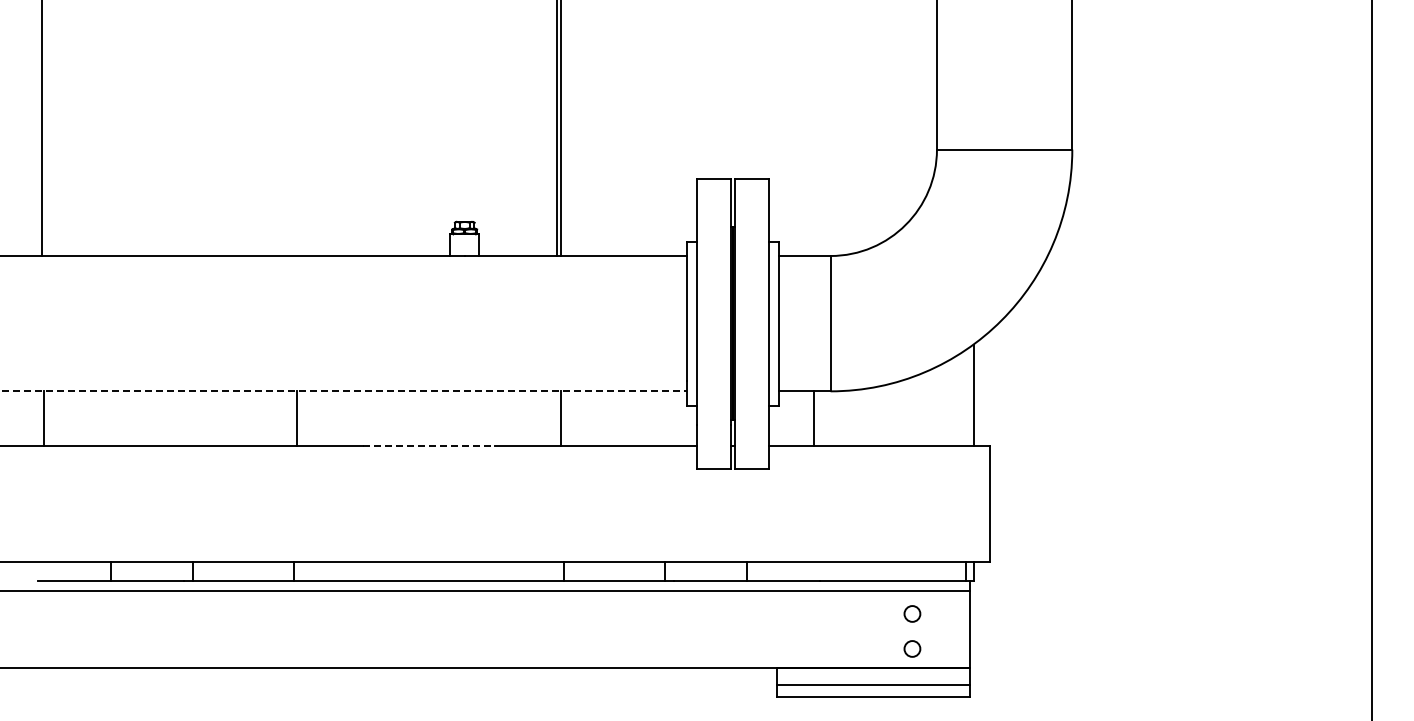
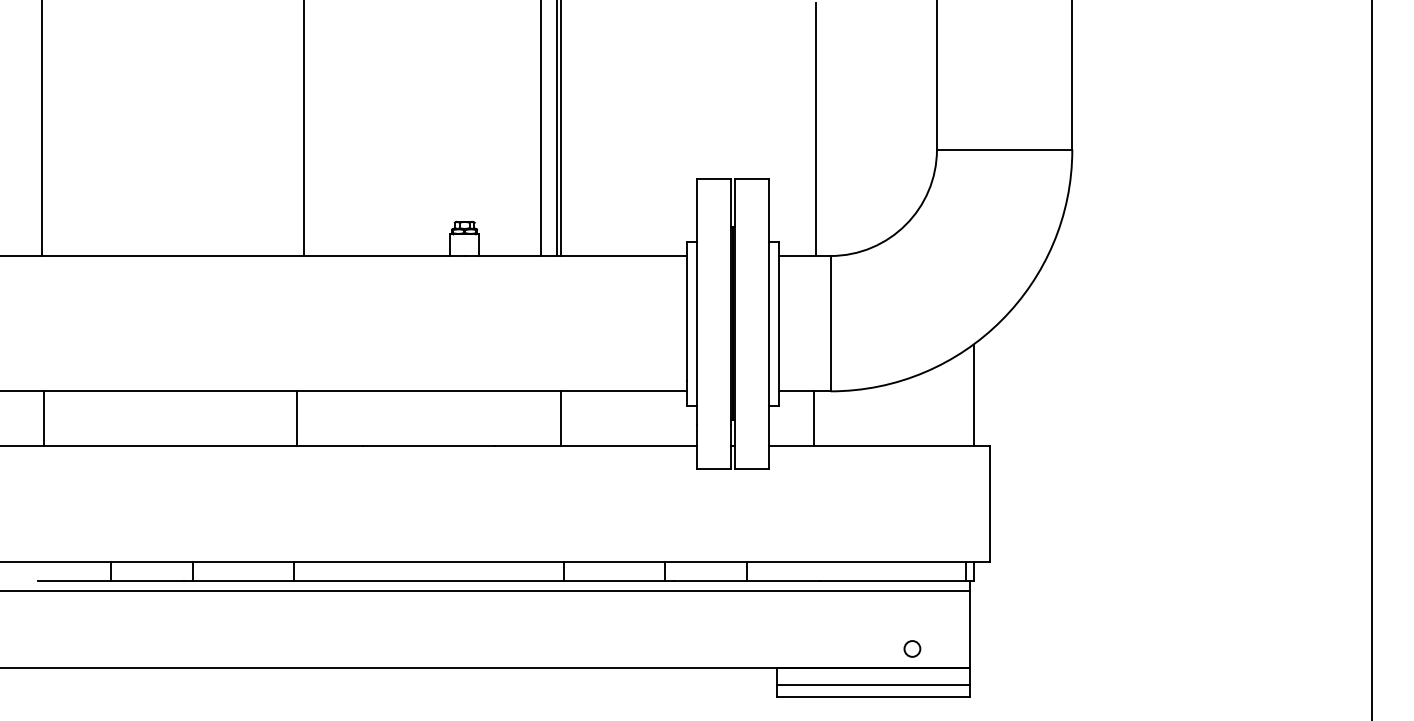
line: none -> present (304, 129)
line: none -> present (541, 129)
line: none -> present (815, 129)
line: dashed -> solid (344, 391)
line: dashed -> solid (429, 445)
circle: present -> none (912, 613)
